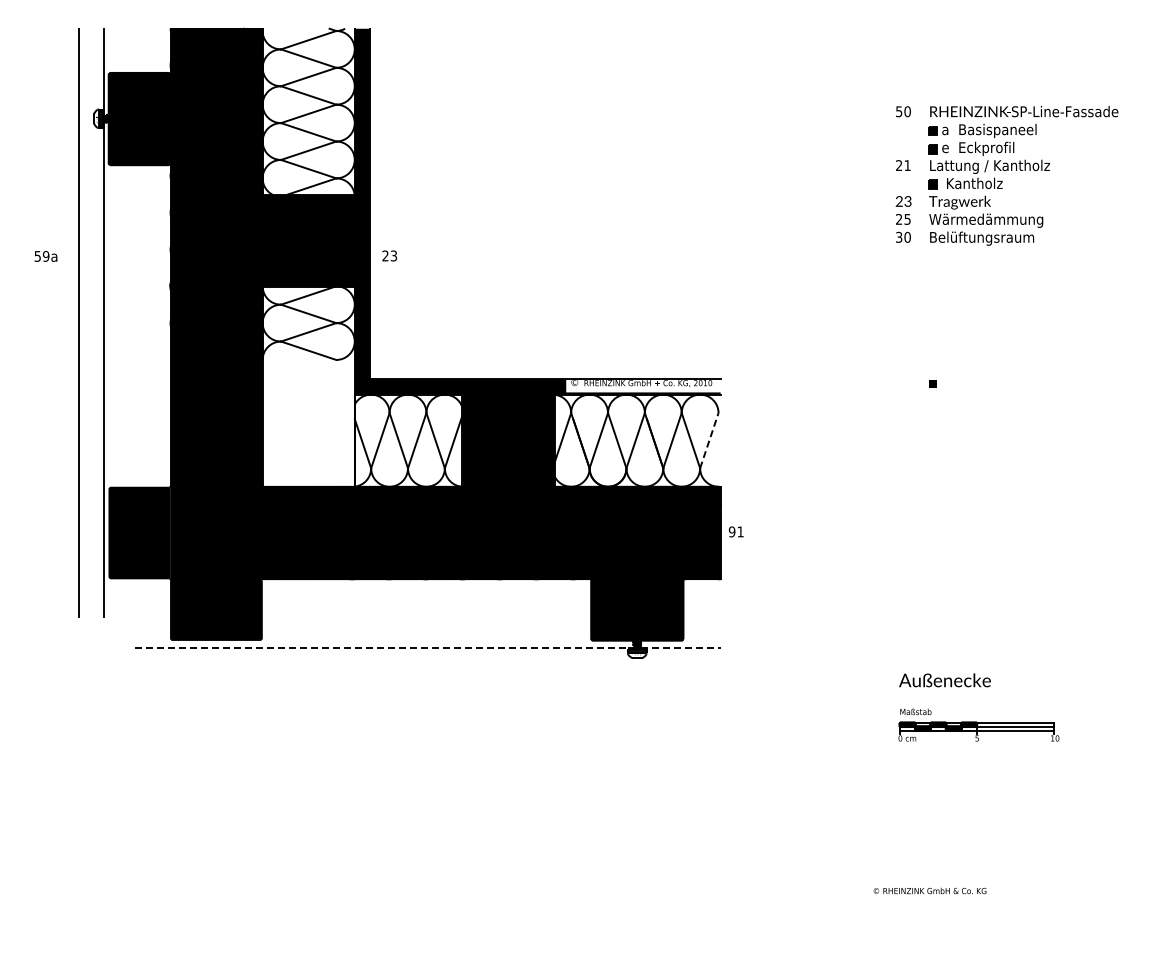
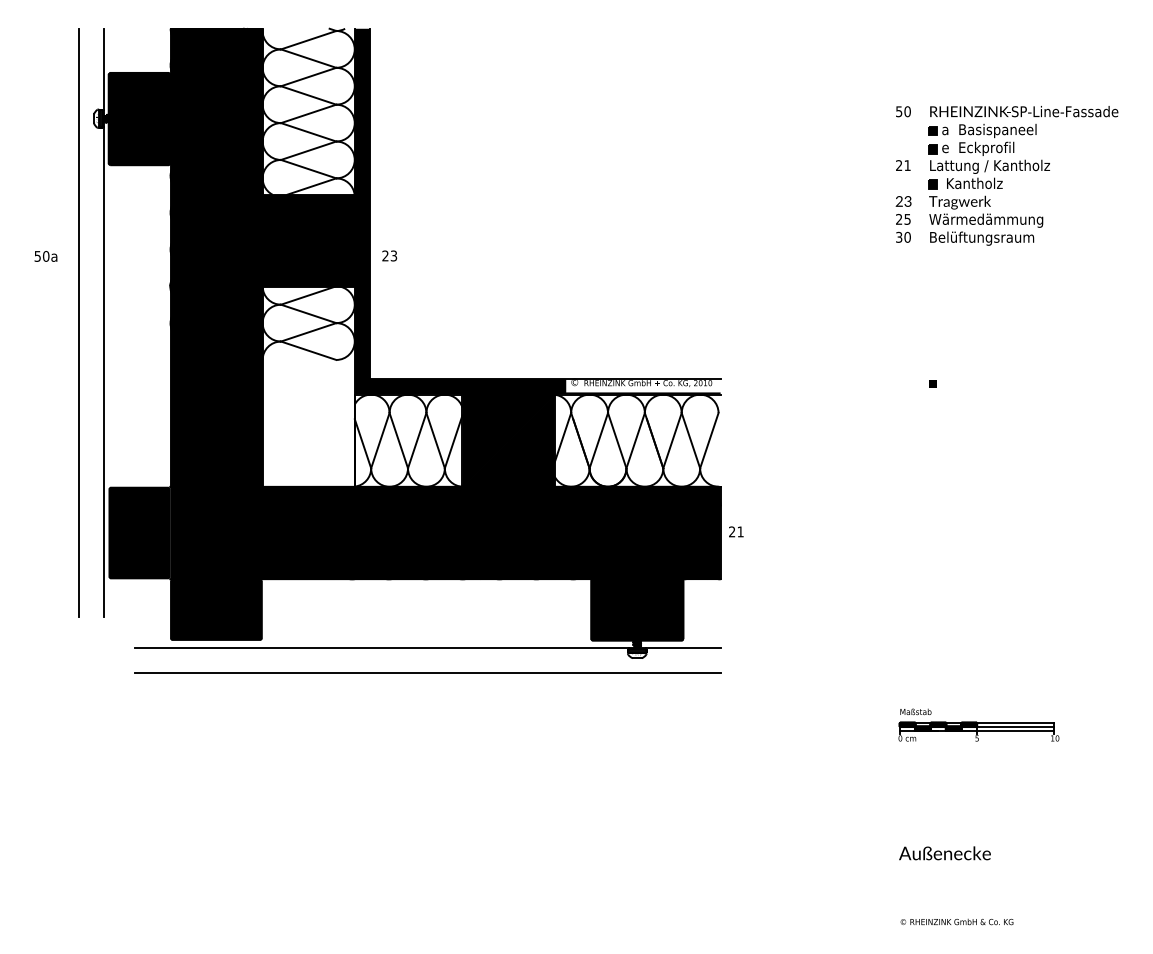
text: 59a -> 50a (45, 256)
line: dashed -> solid (709, 440)
text: 91 -> 21 (731, 531)
line: dashed -> solid (427, 648)
line: none -> present (427, 673)
text position: (944, 680) -> (944, 853) (944, 853)
text position: (929, 890) -> (956, 921) (956, 921)
